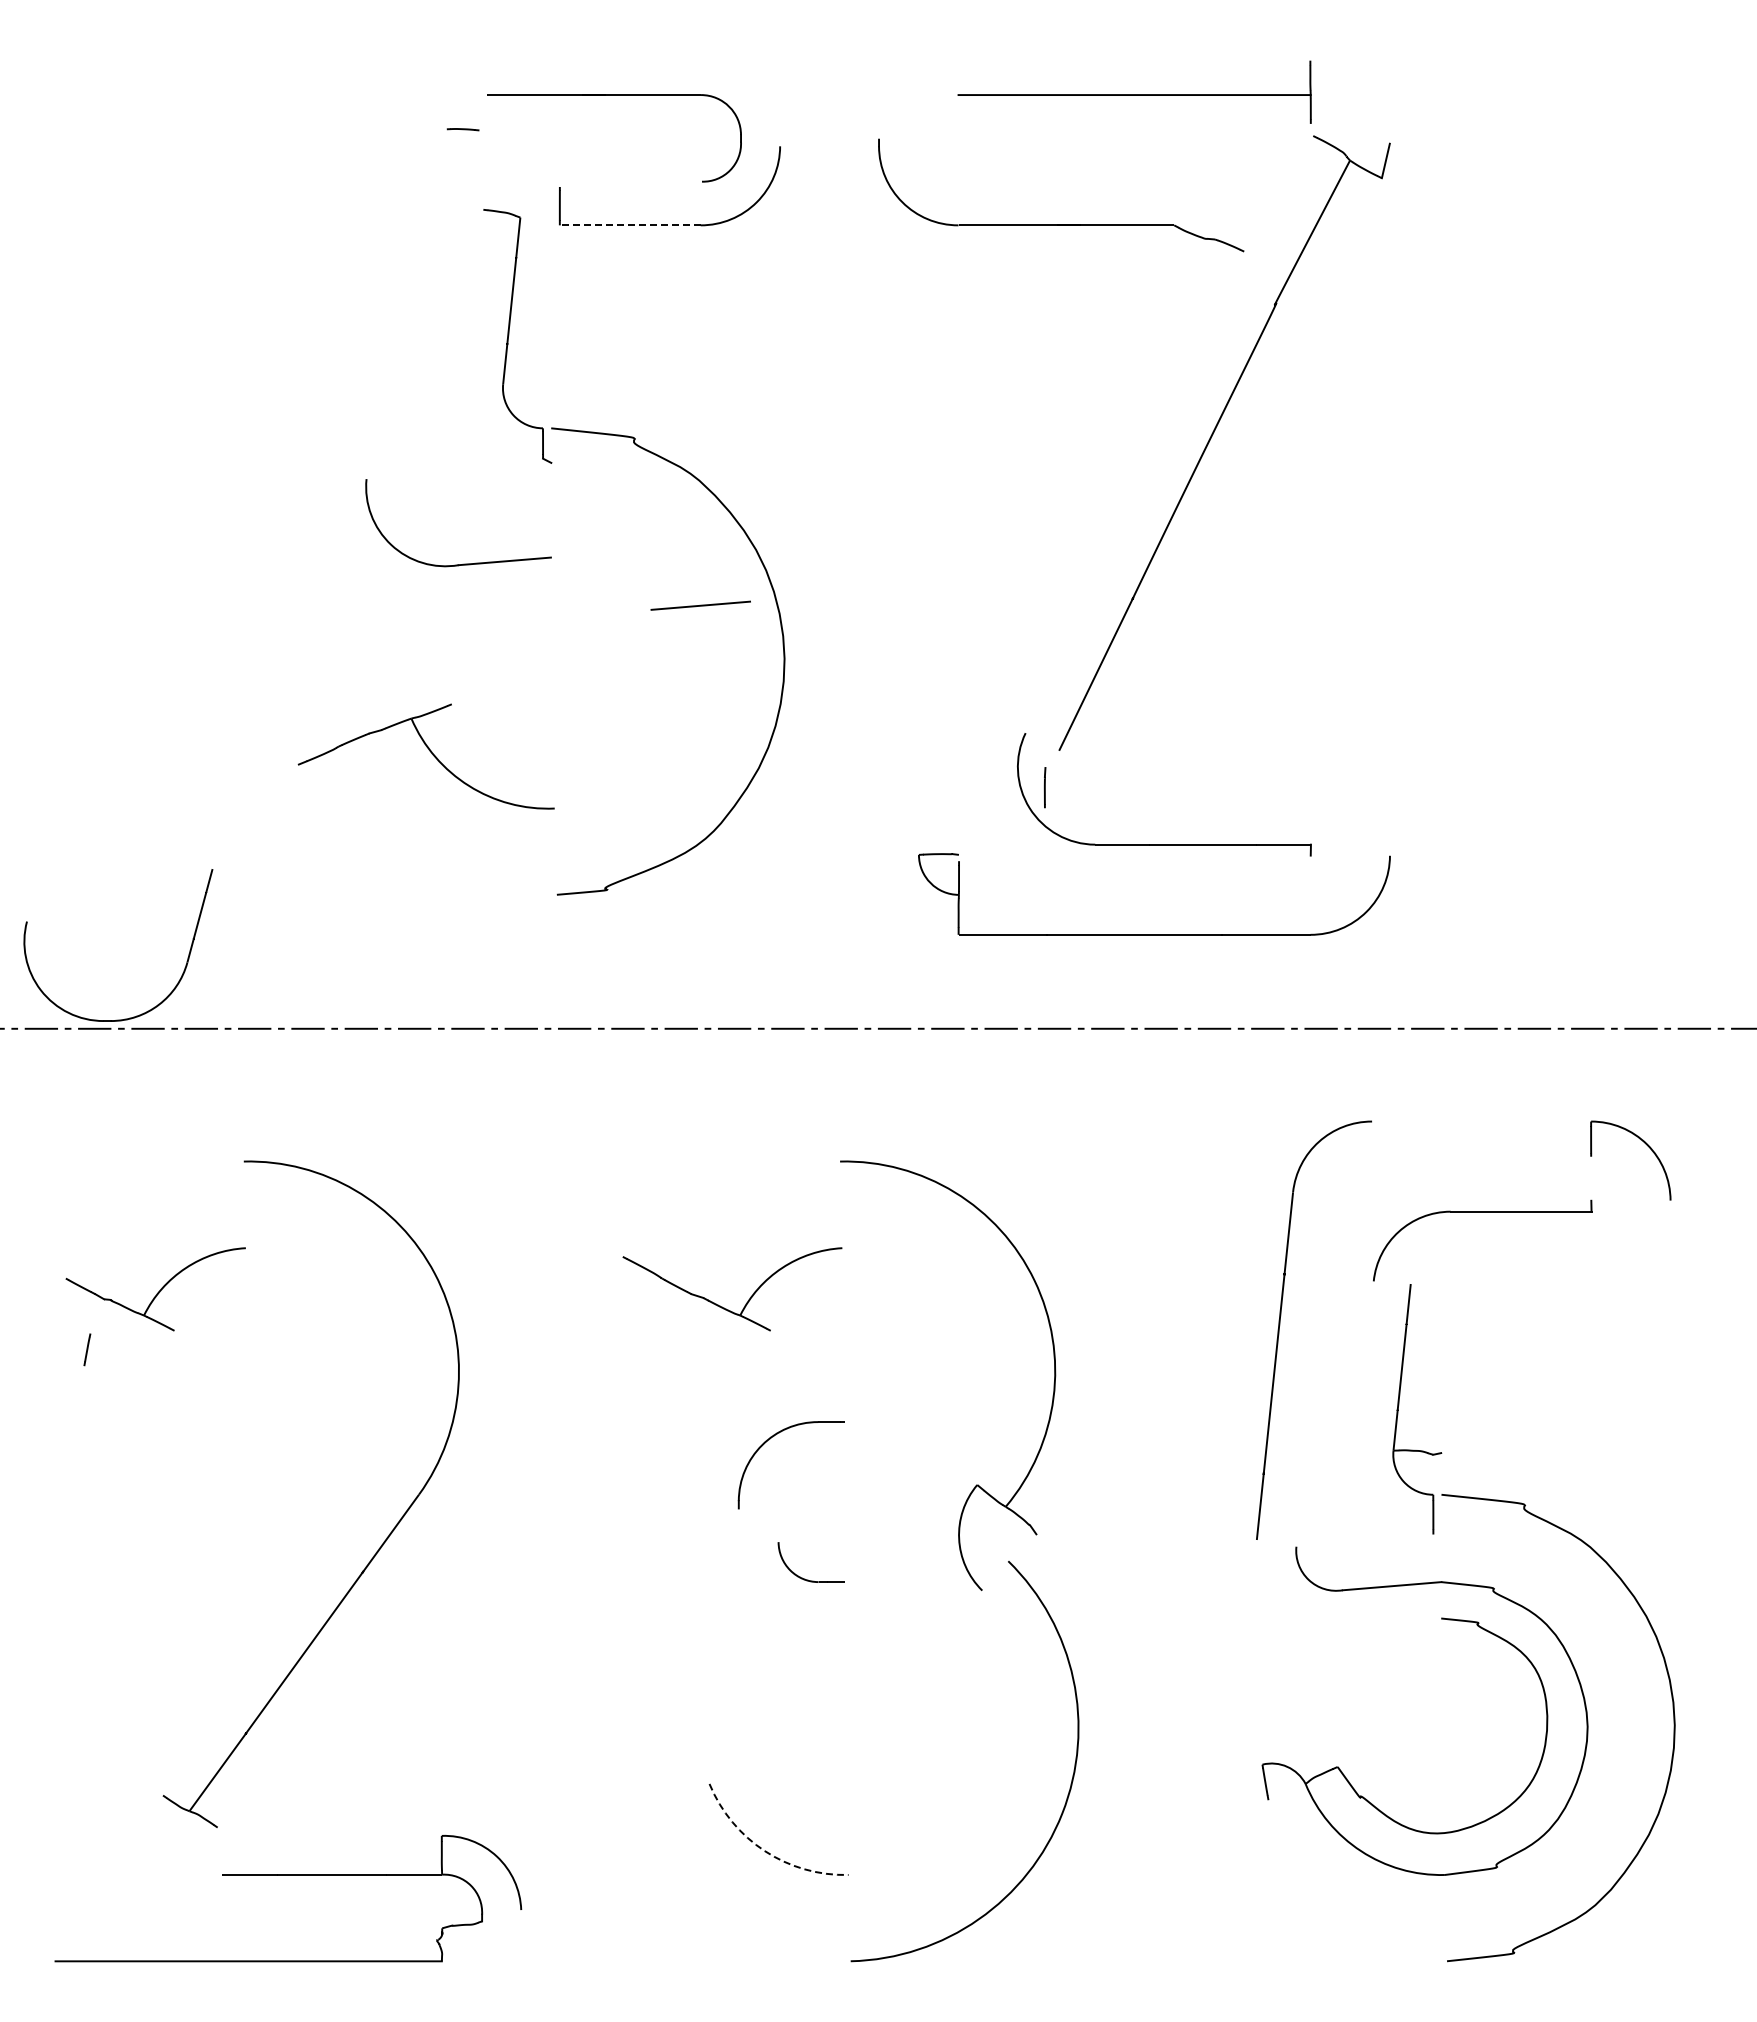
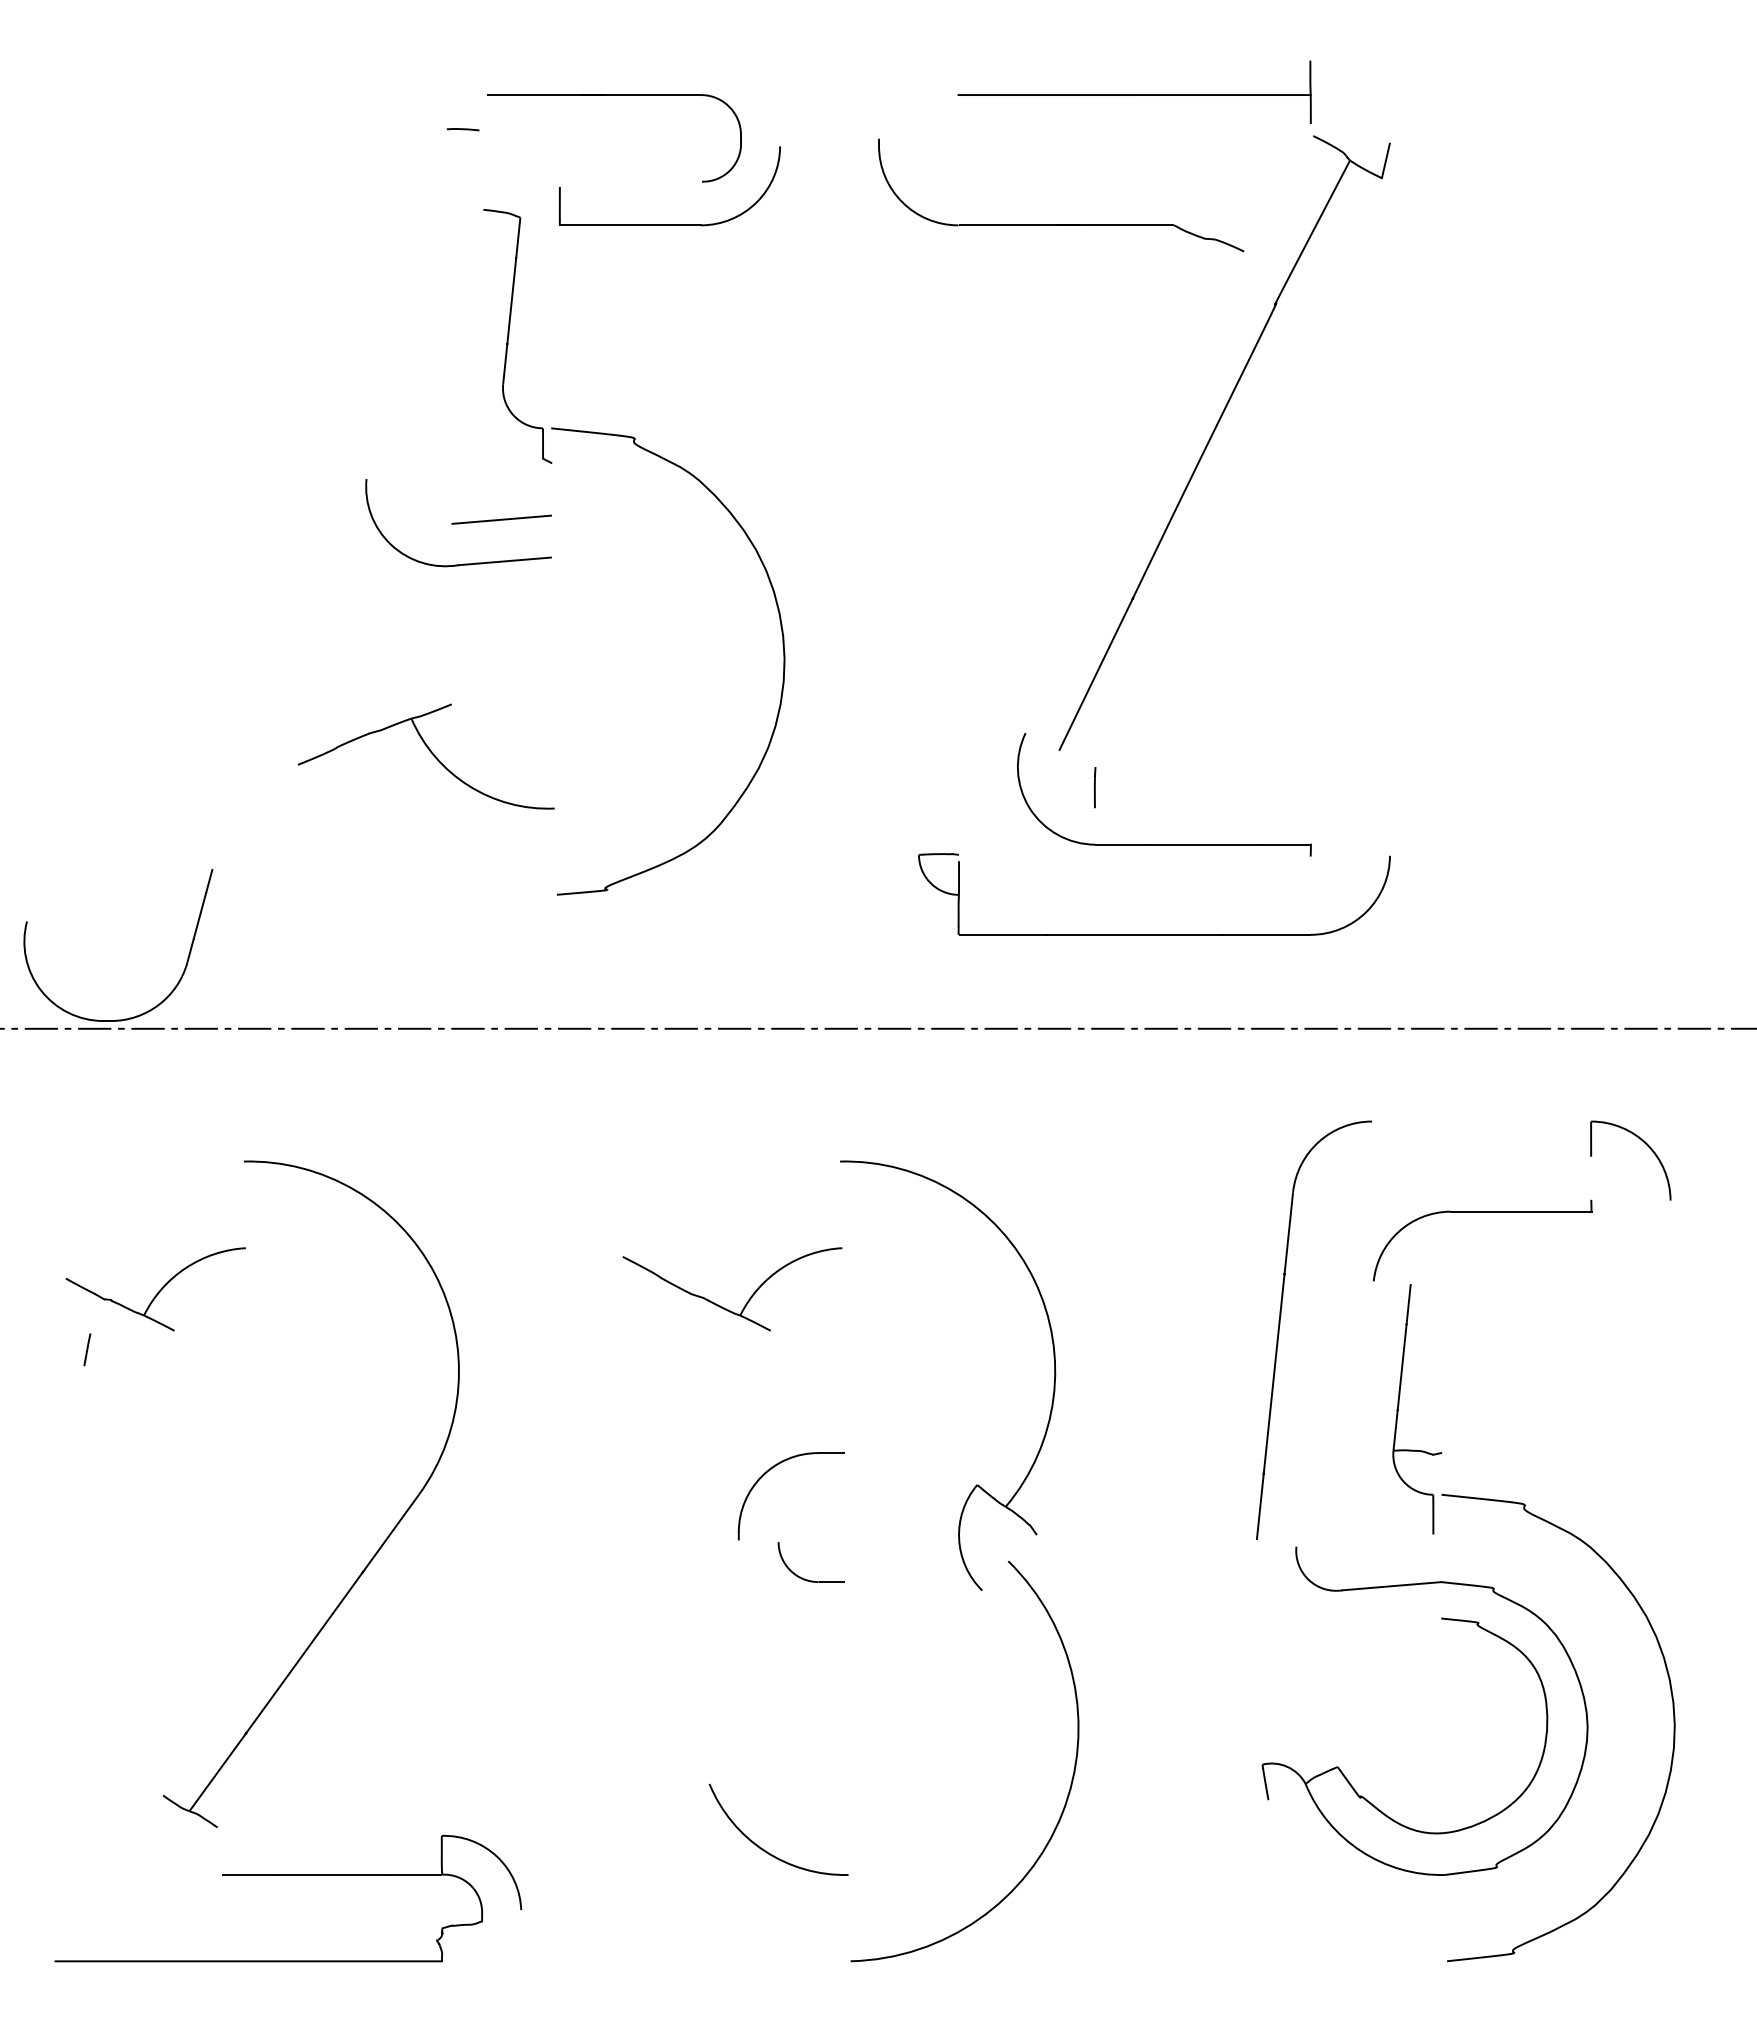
line: dashed -> solid (629, 225)
line position: (700, 605) -> (501, 519) (501, 519)
curve position: (1044, 787) -> (1094, 787) (1094, 787)
part position: (770, 1439) -> (770, 1470) (770, 1470)
arc: dashed -> solid (764, 1851)
